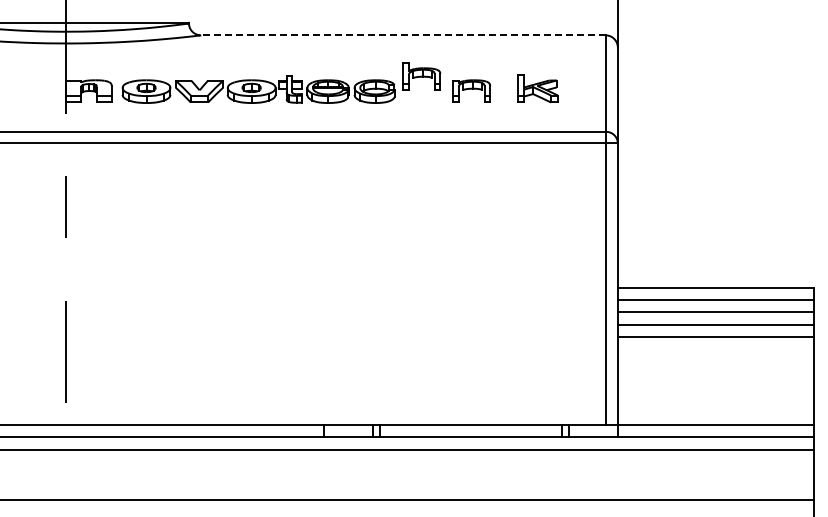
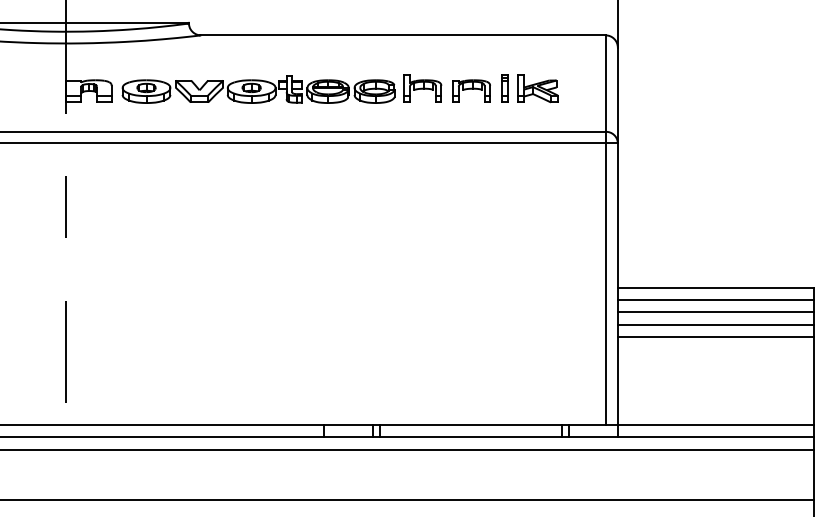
line: dashed -> solid (402, 35)
part position: (421, 76) -> (422, 88) (422, 88)
part: none -> present (504, 88)
